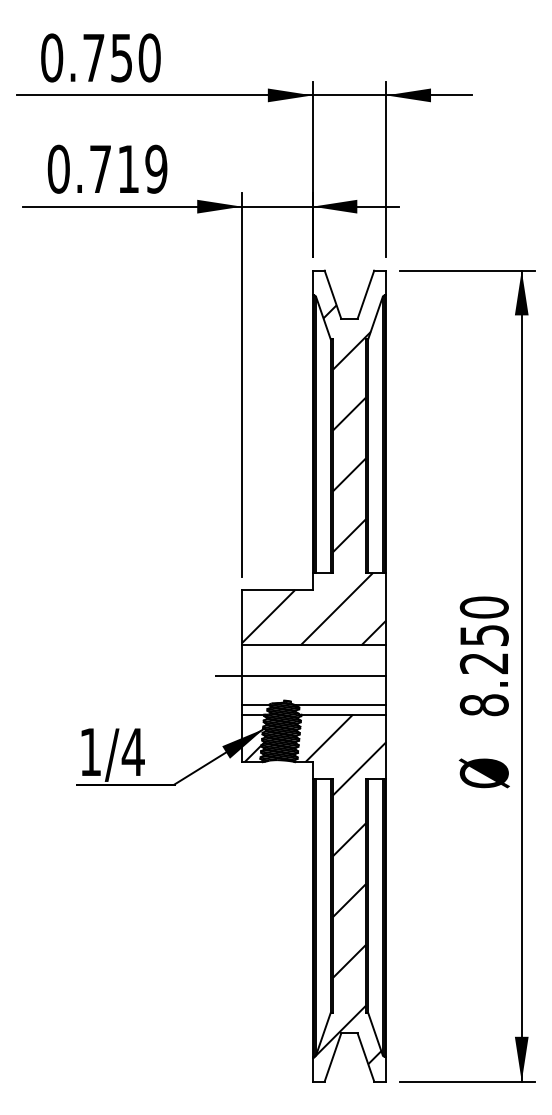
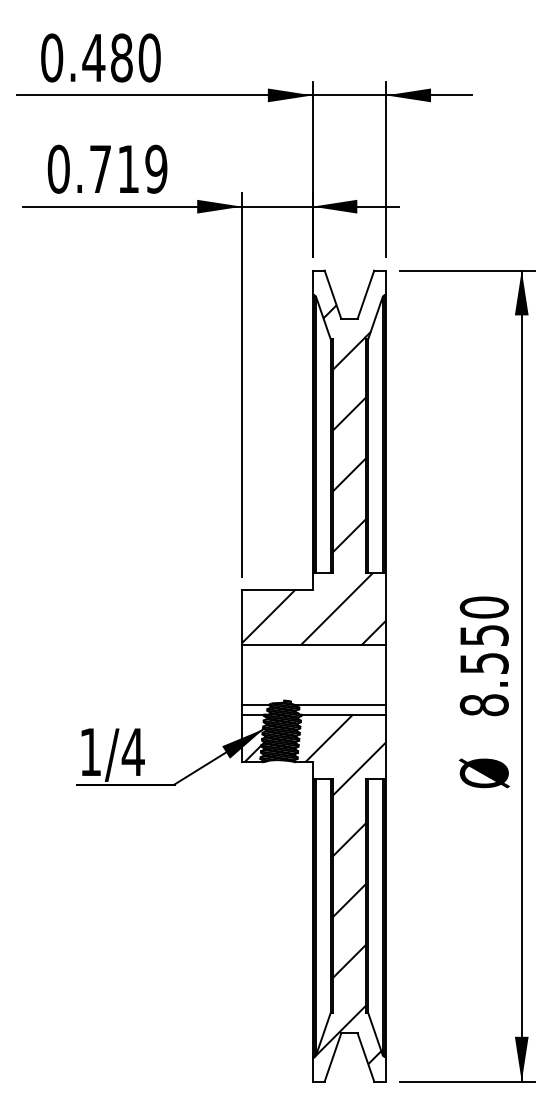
text: 0.750 -> 0.480 (107, 57)
text: 8.250 -> 8.550 (483, 663)
line: present -> none (304, 676)
